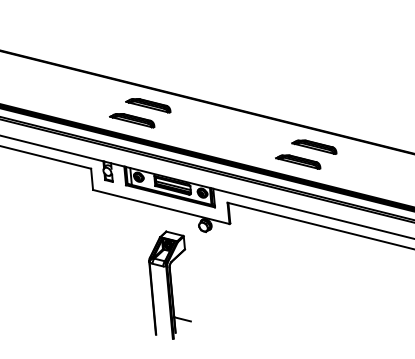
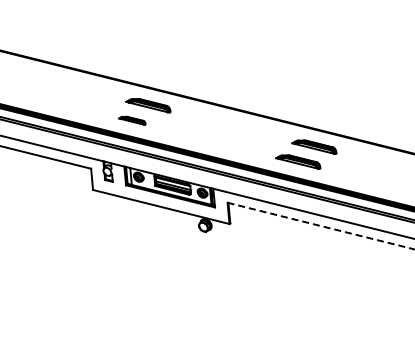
part size: 47x16 px -> 29x11 px (132, 120)
line: solid -> dashed (321, 226)
part: present -> none (169, 284)
